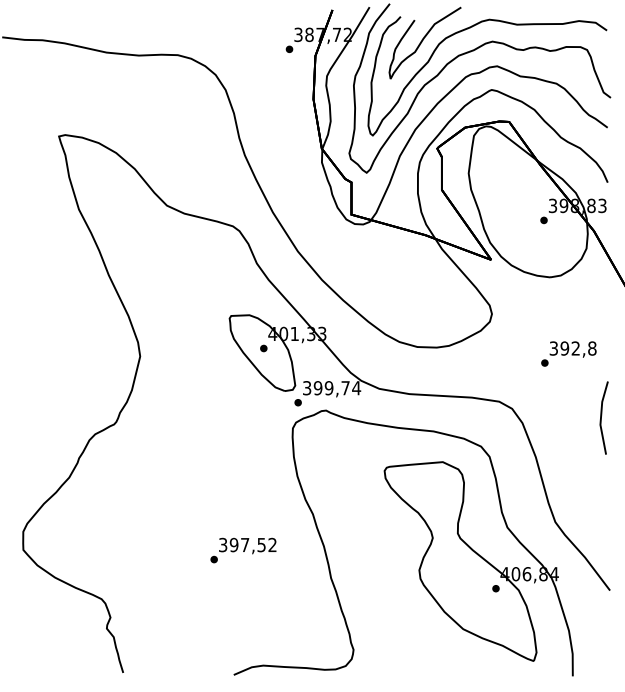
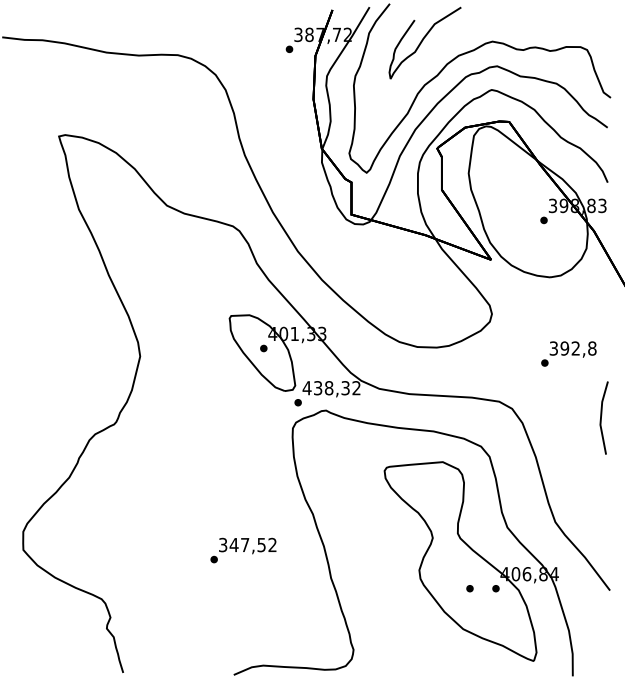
part: present -> none (468, 29)
text: 399,74 -> 438,32 (331, 388)
text: 397,52 -> 347,52 (233, 544)
part: none -> present (469, 588)
